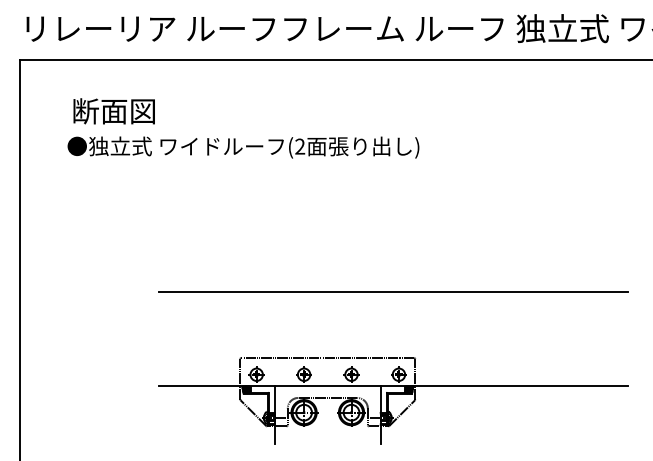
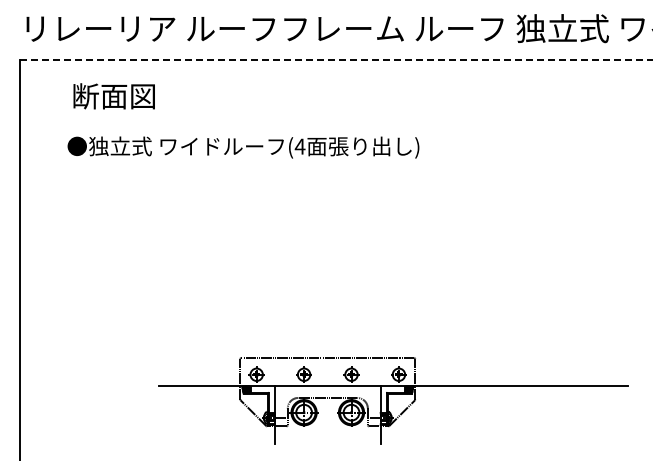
line: solid -> dashed (336, 59)
text position: (113, 111) -> (113, 96) (113, 96)
text: (2 -> (4 (299, 146)
line: present -> none (393, 291)
